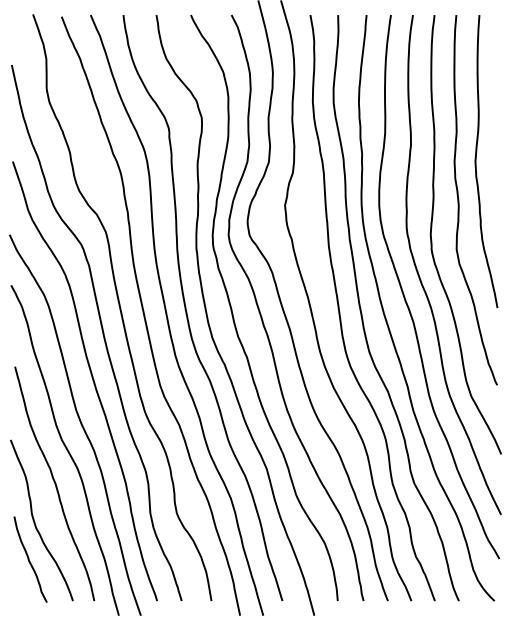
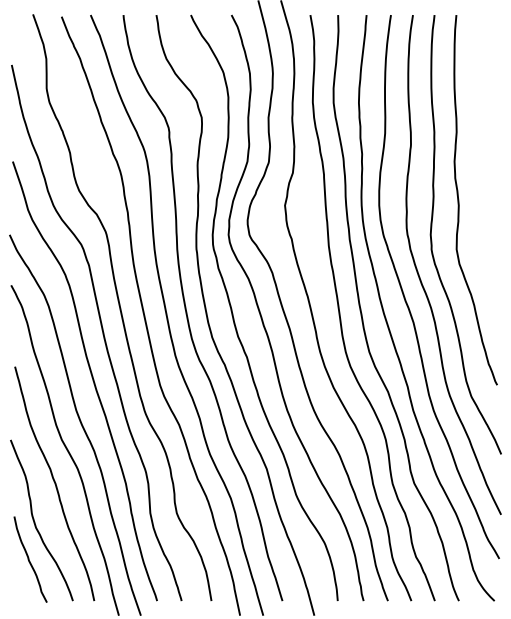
curve: present -> none (476, 161)
